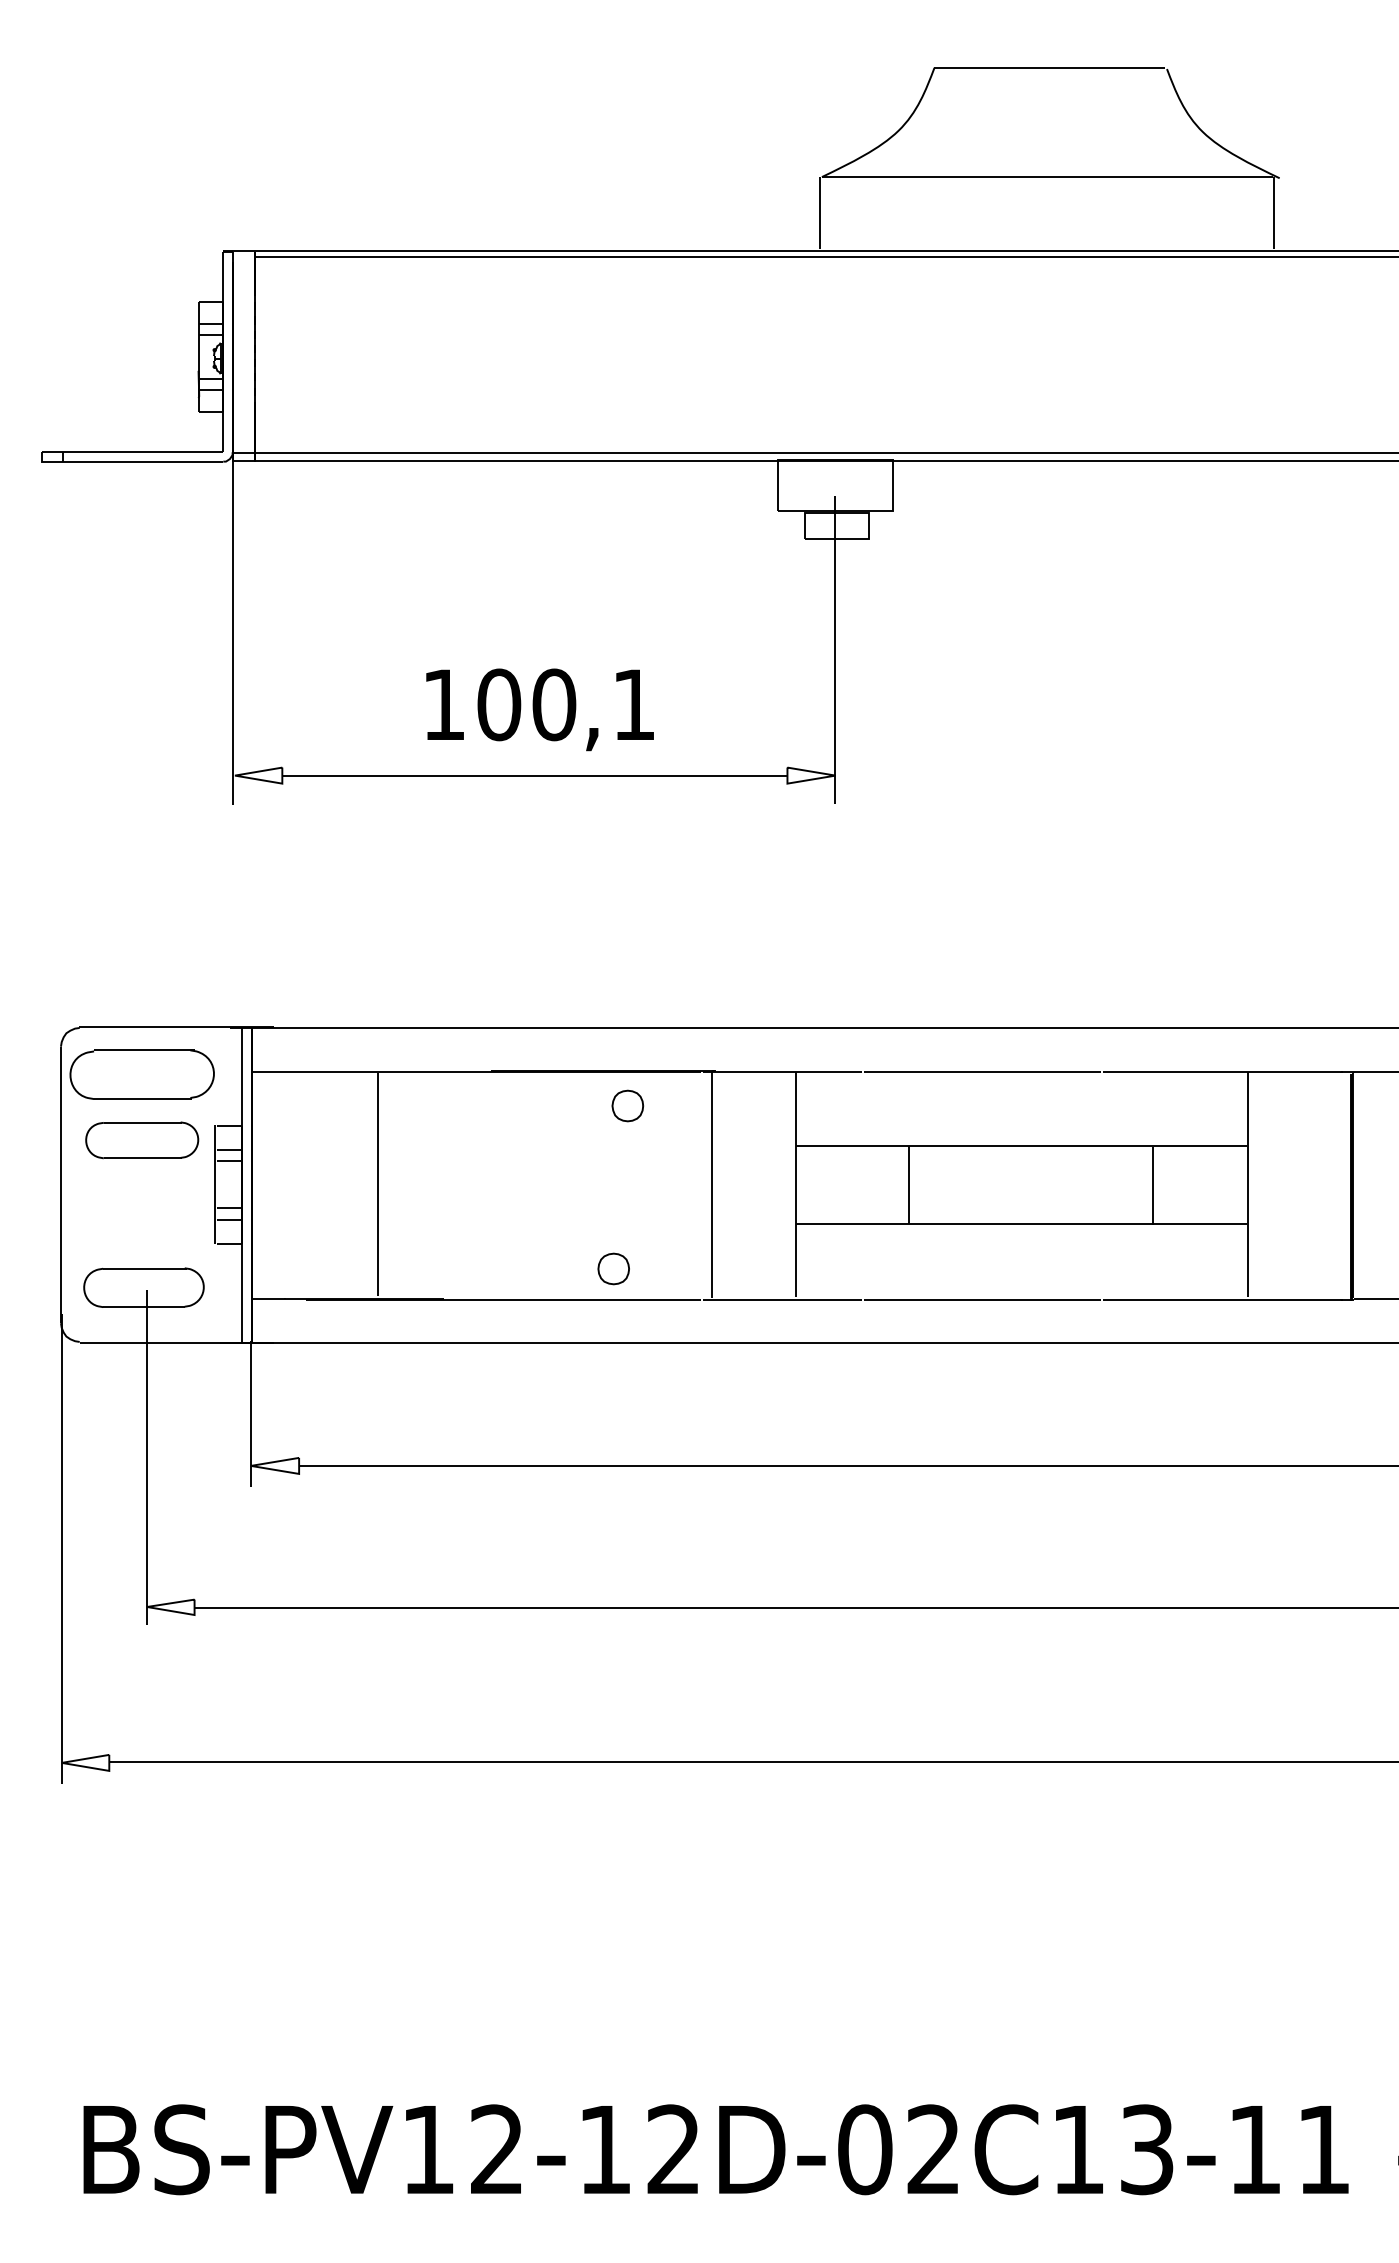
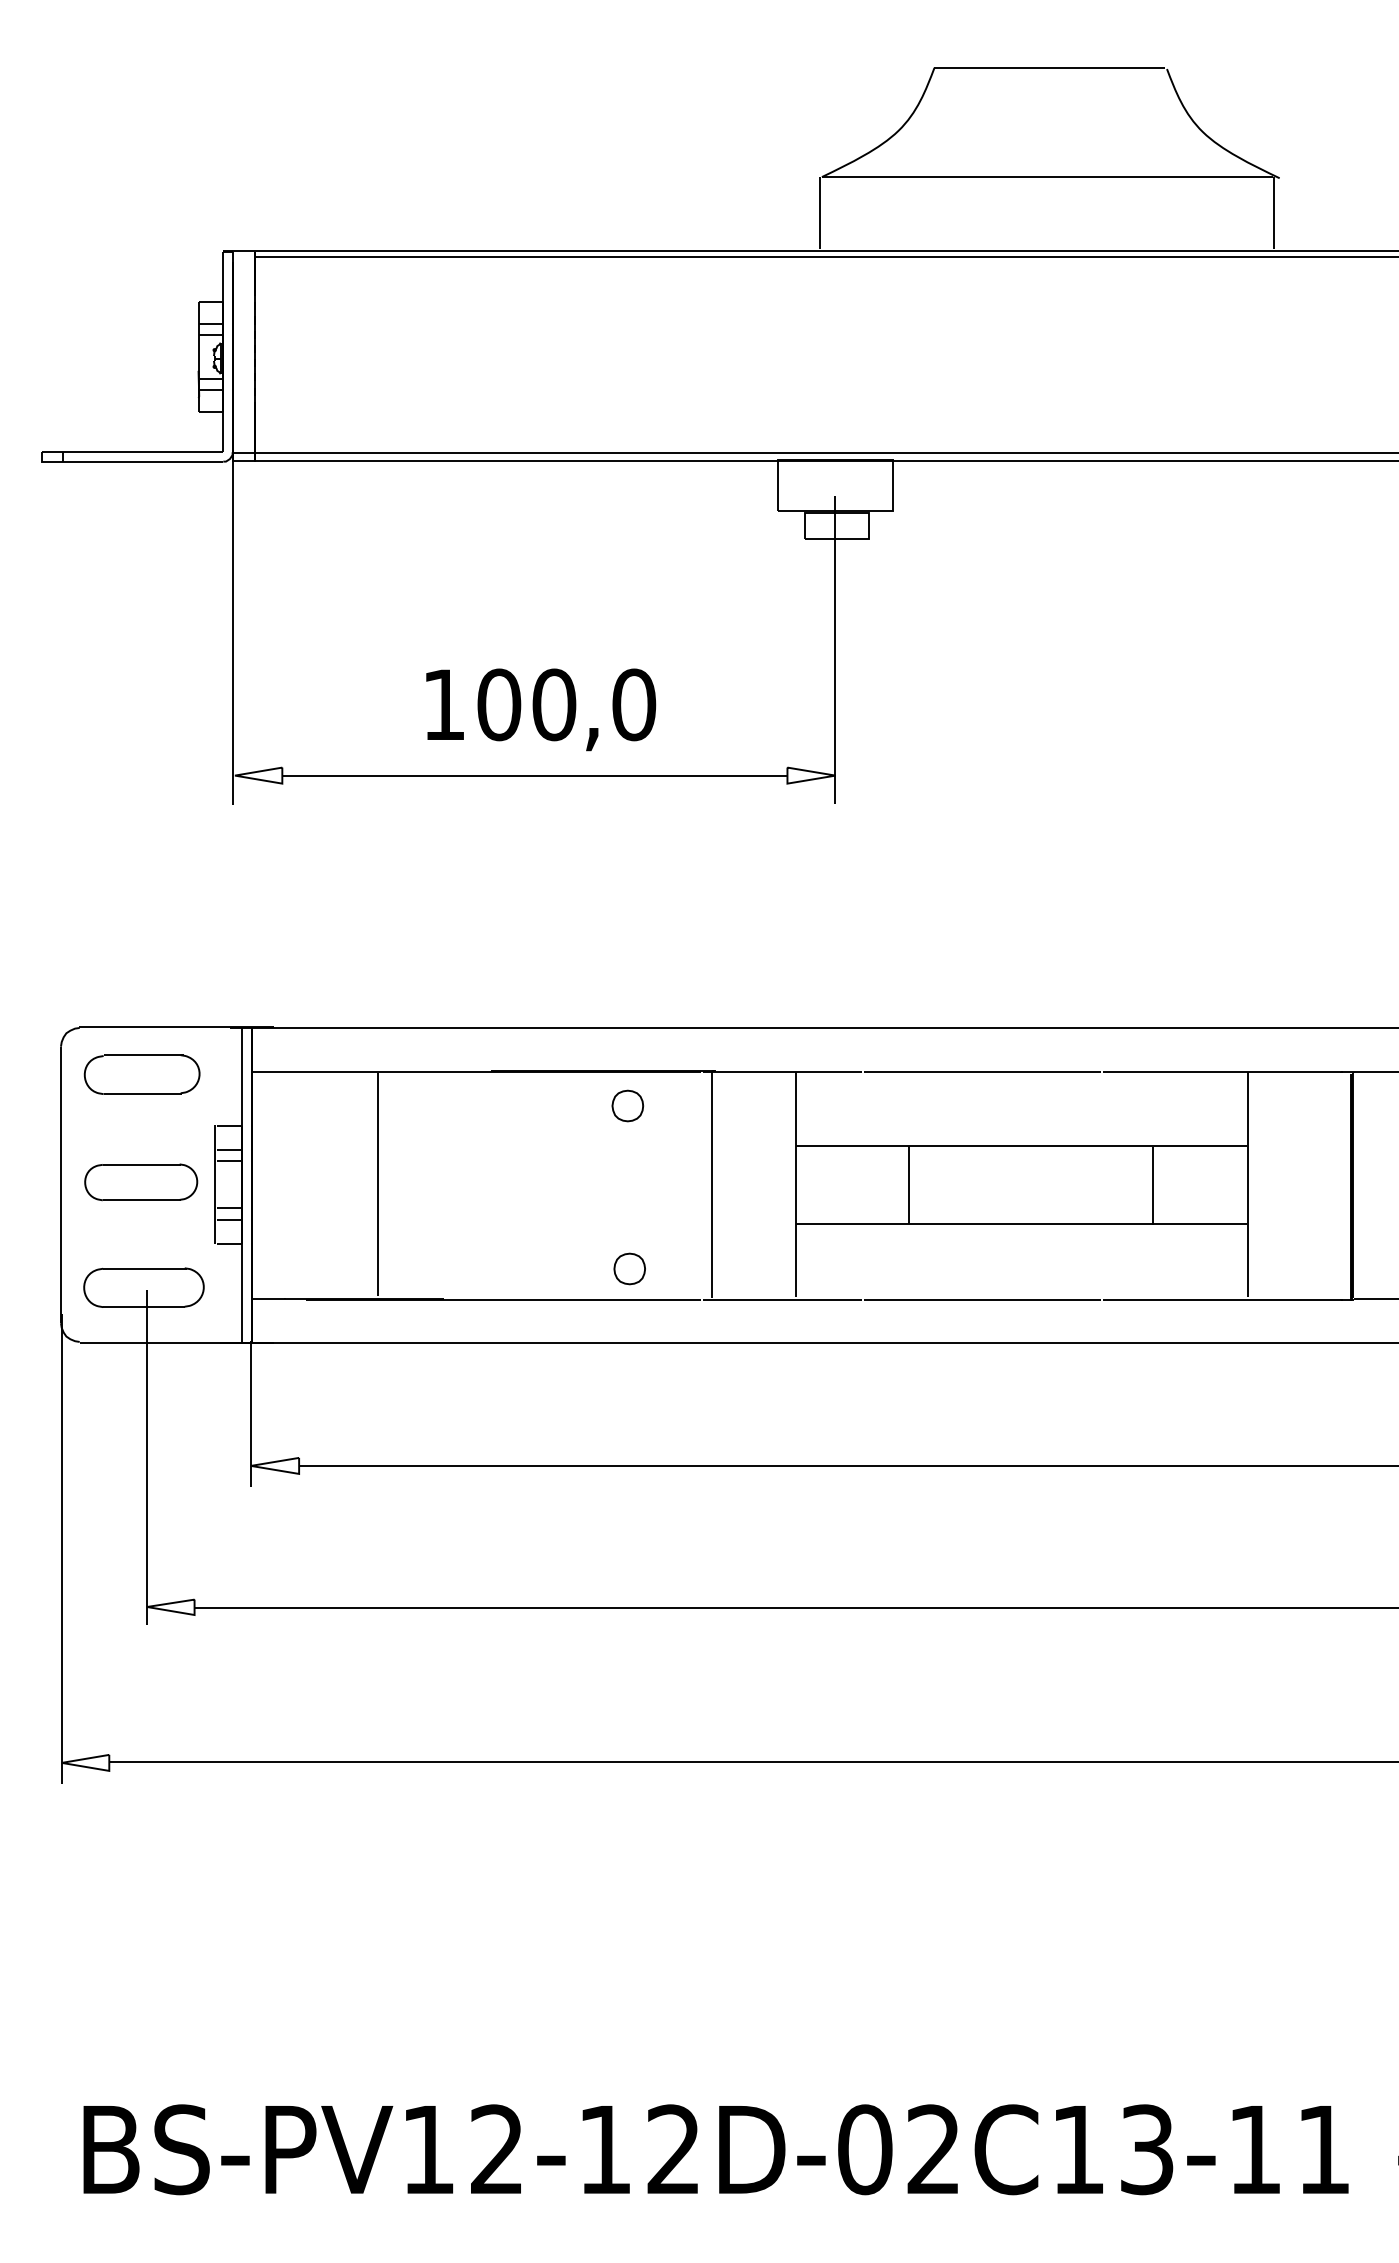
text: ,1 -> ,0 (634, 704)
part size: 146x51 px -> 118x41 px (141, 1074)
part position: (142, 1140) -> (141, 1182) (141, 1182)
part position: (613, 1268) -> (629, 1268) (629, 1268)
